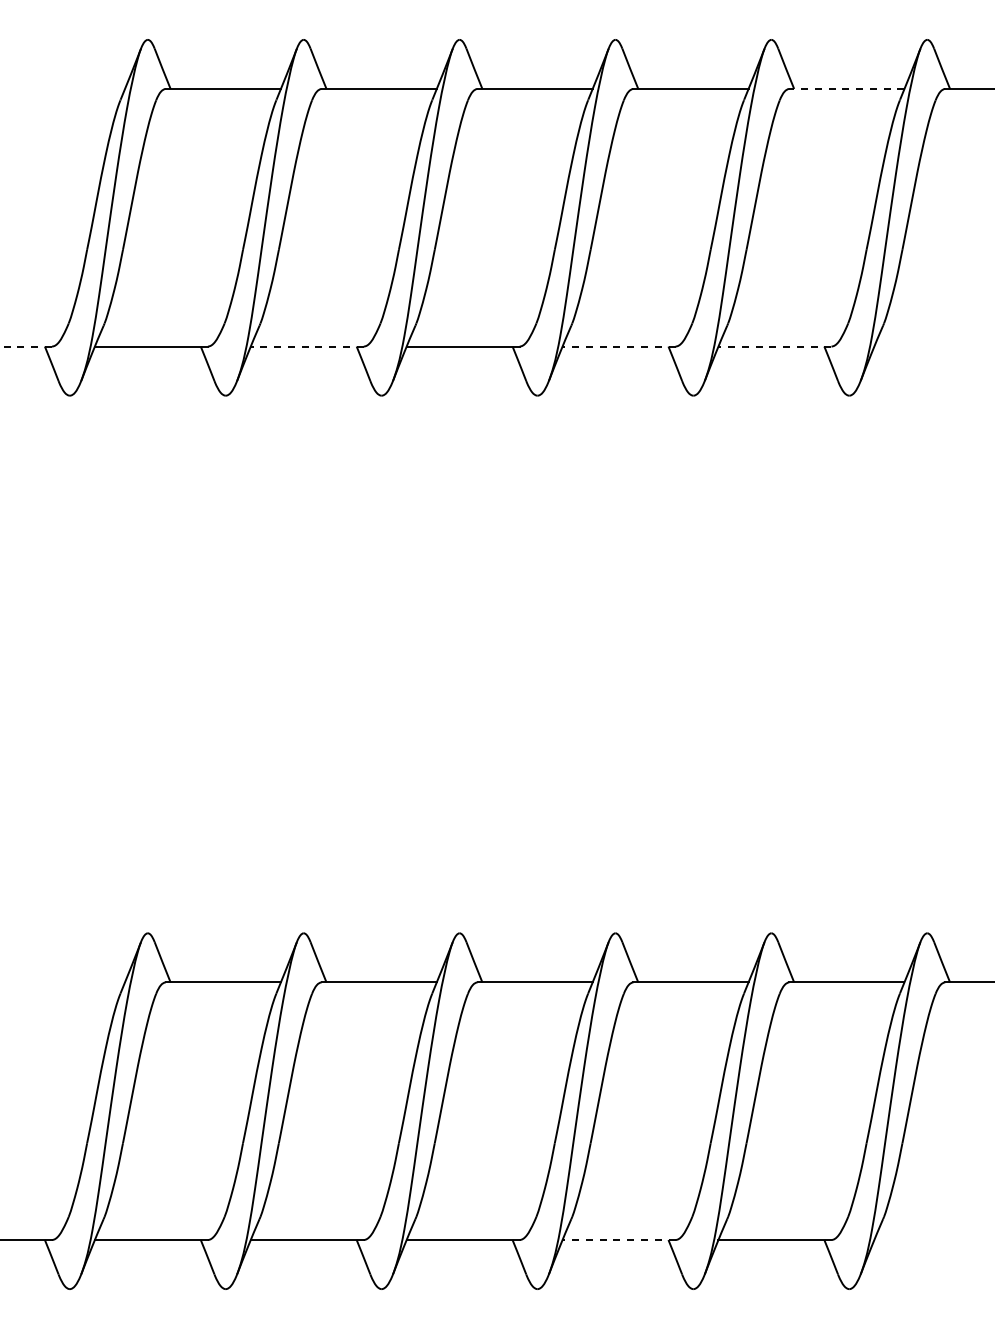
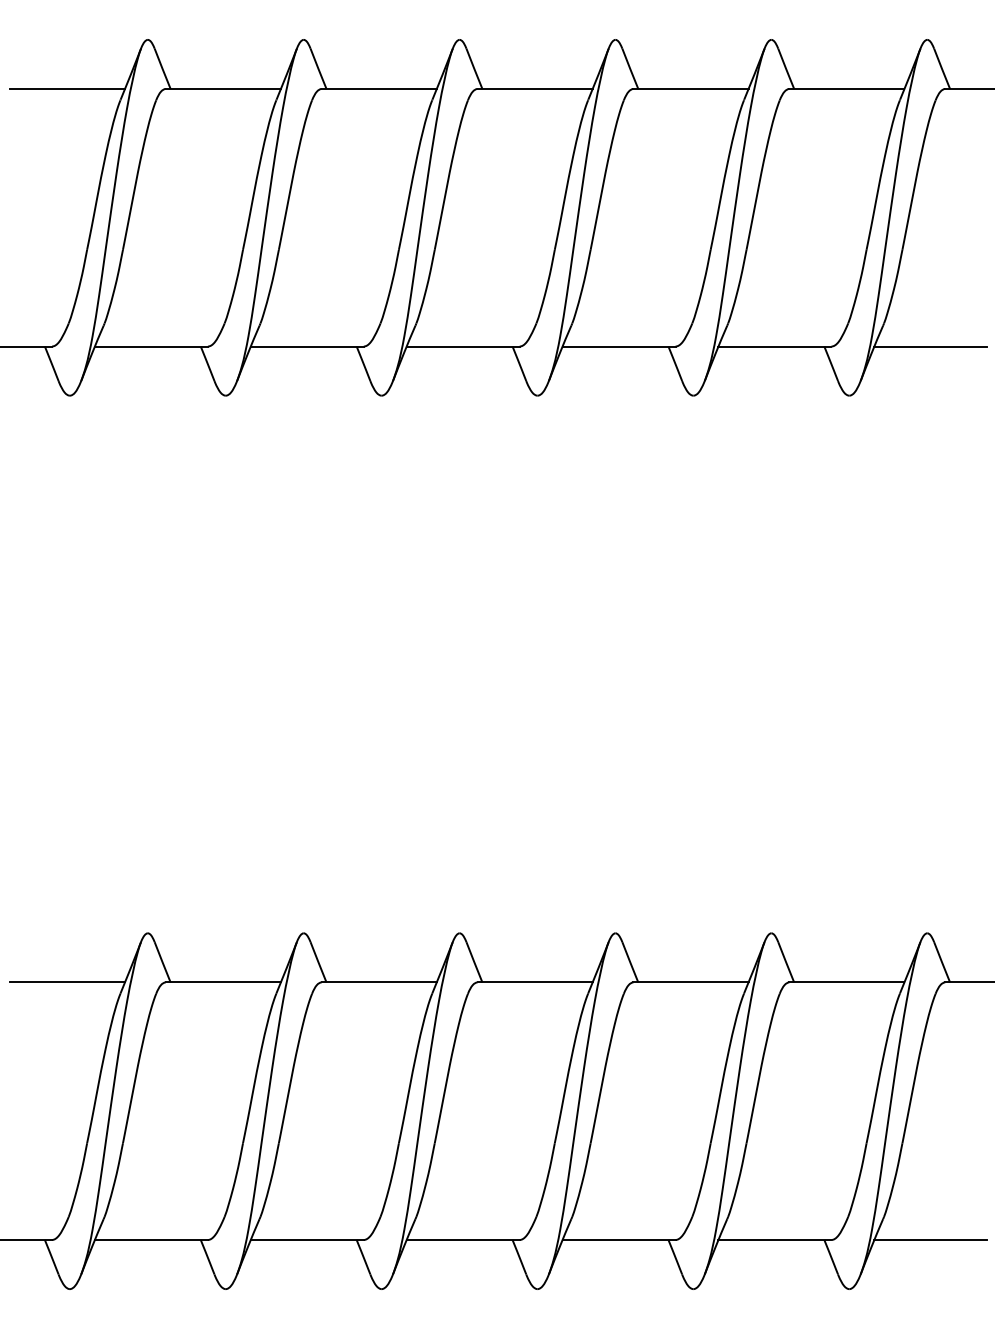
line: none -> present (67, 88)
line: dashed -> solid (846, 88)
line: dashed -> solid (26, 346)
line: dashed -> solid (306, 346)
line: dashed -> solid (618, 346)
line: dashed -> solid (774, 346)
line: none -> present (930, 346)
line: none -> present (67, 982)
line: dashed -> solid (618, 1240)
line: none -> present (930, 1240)
